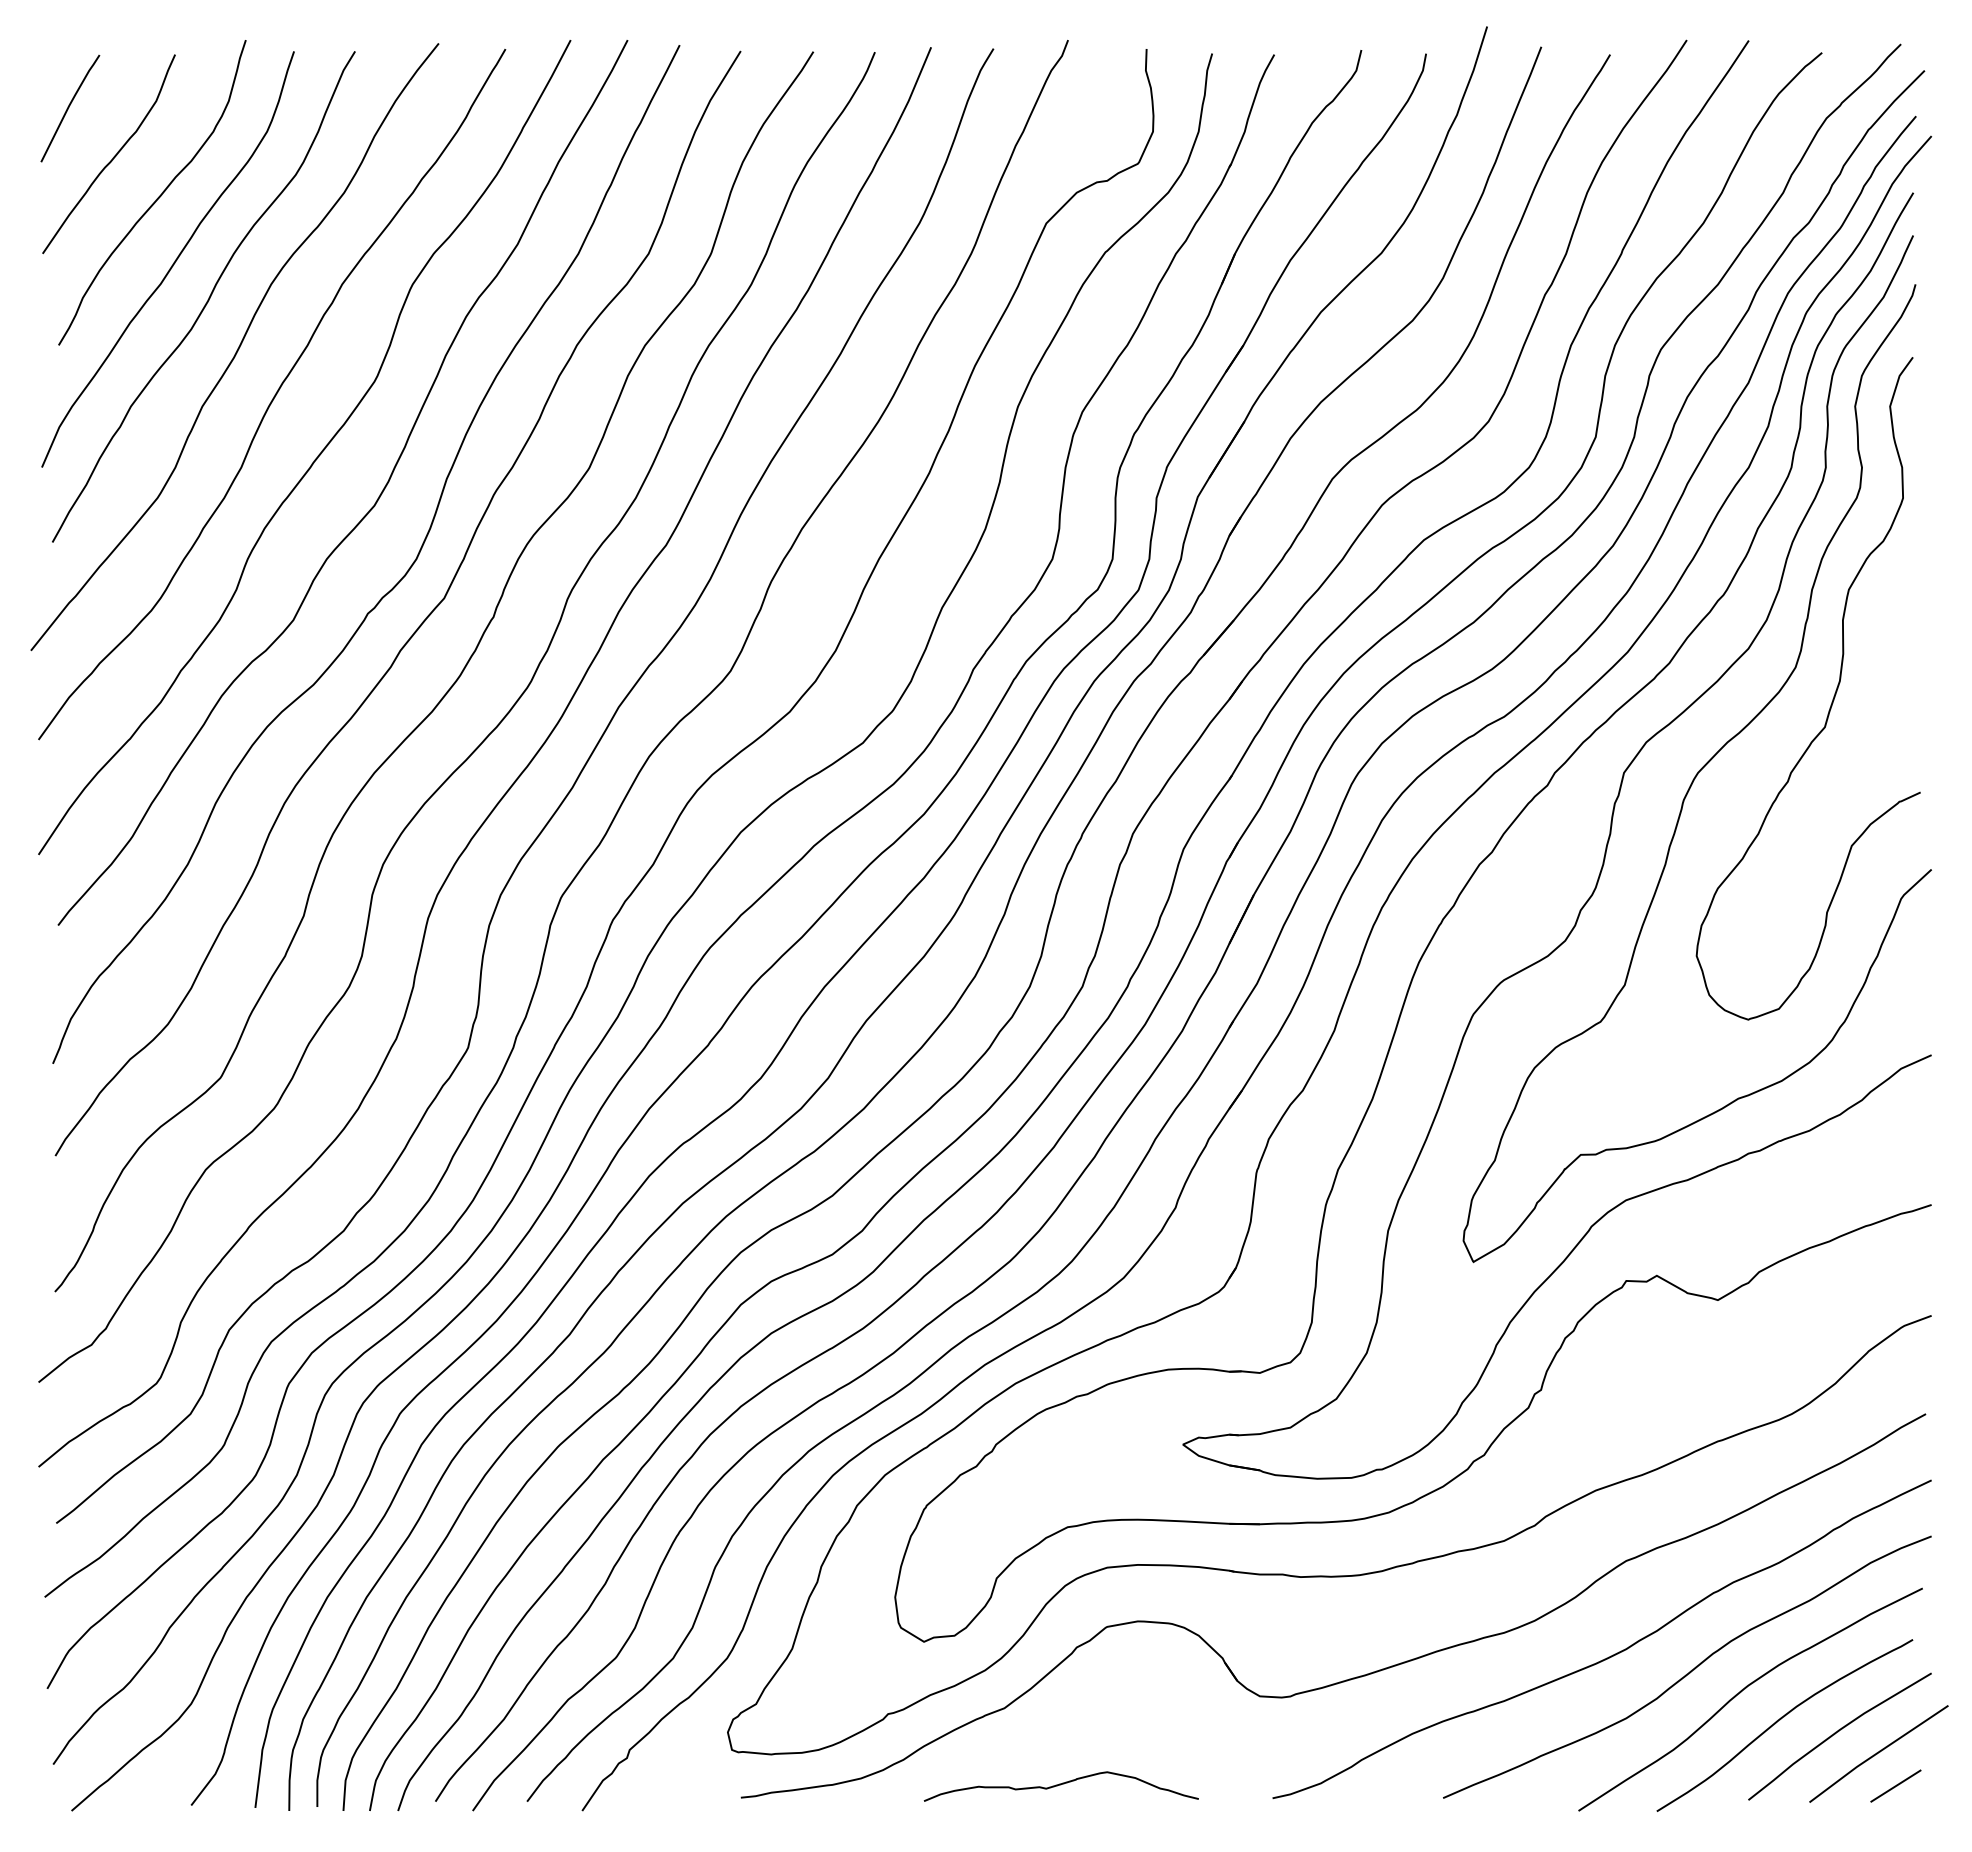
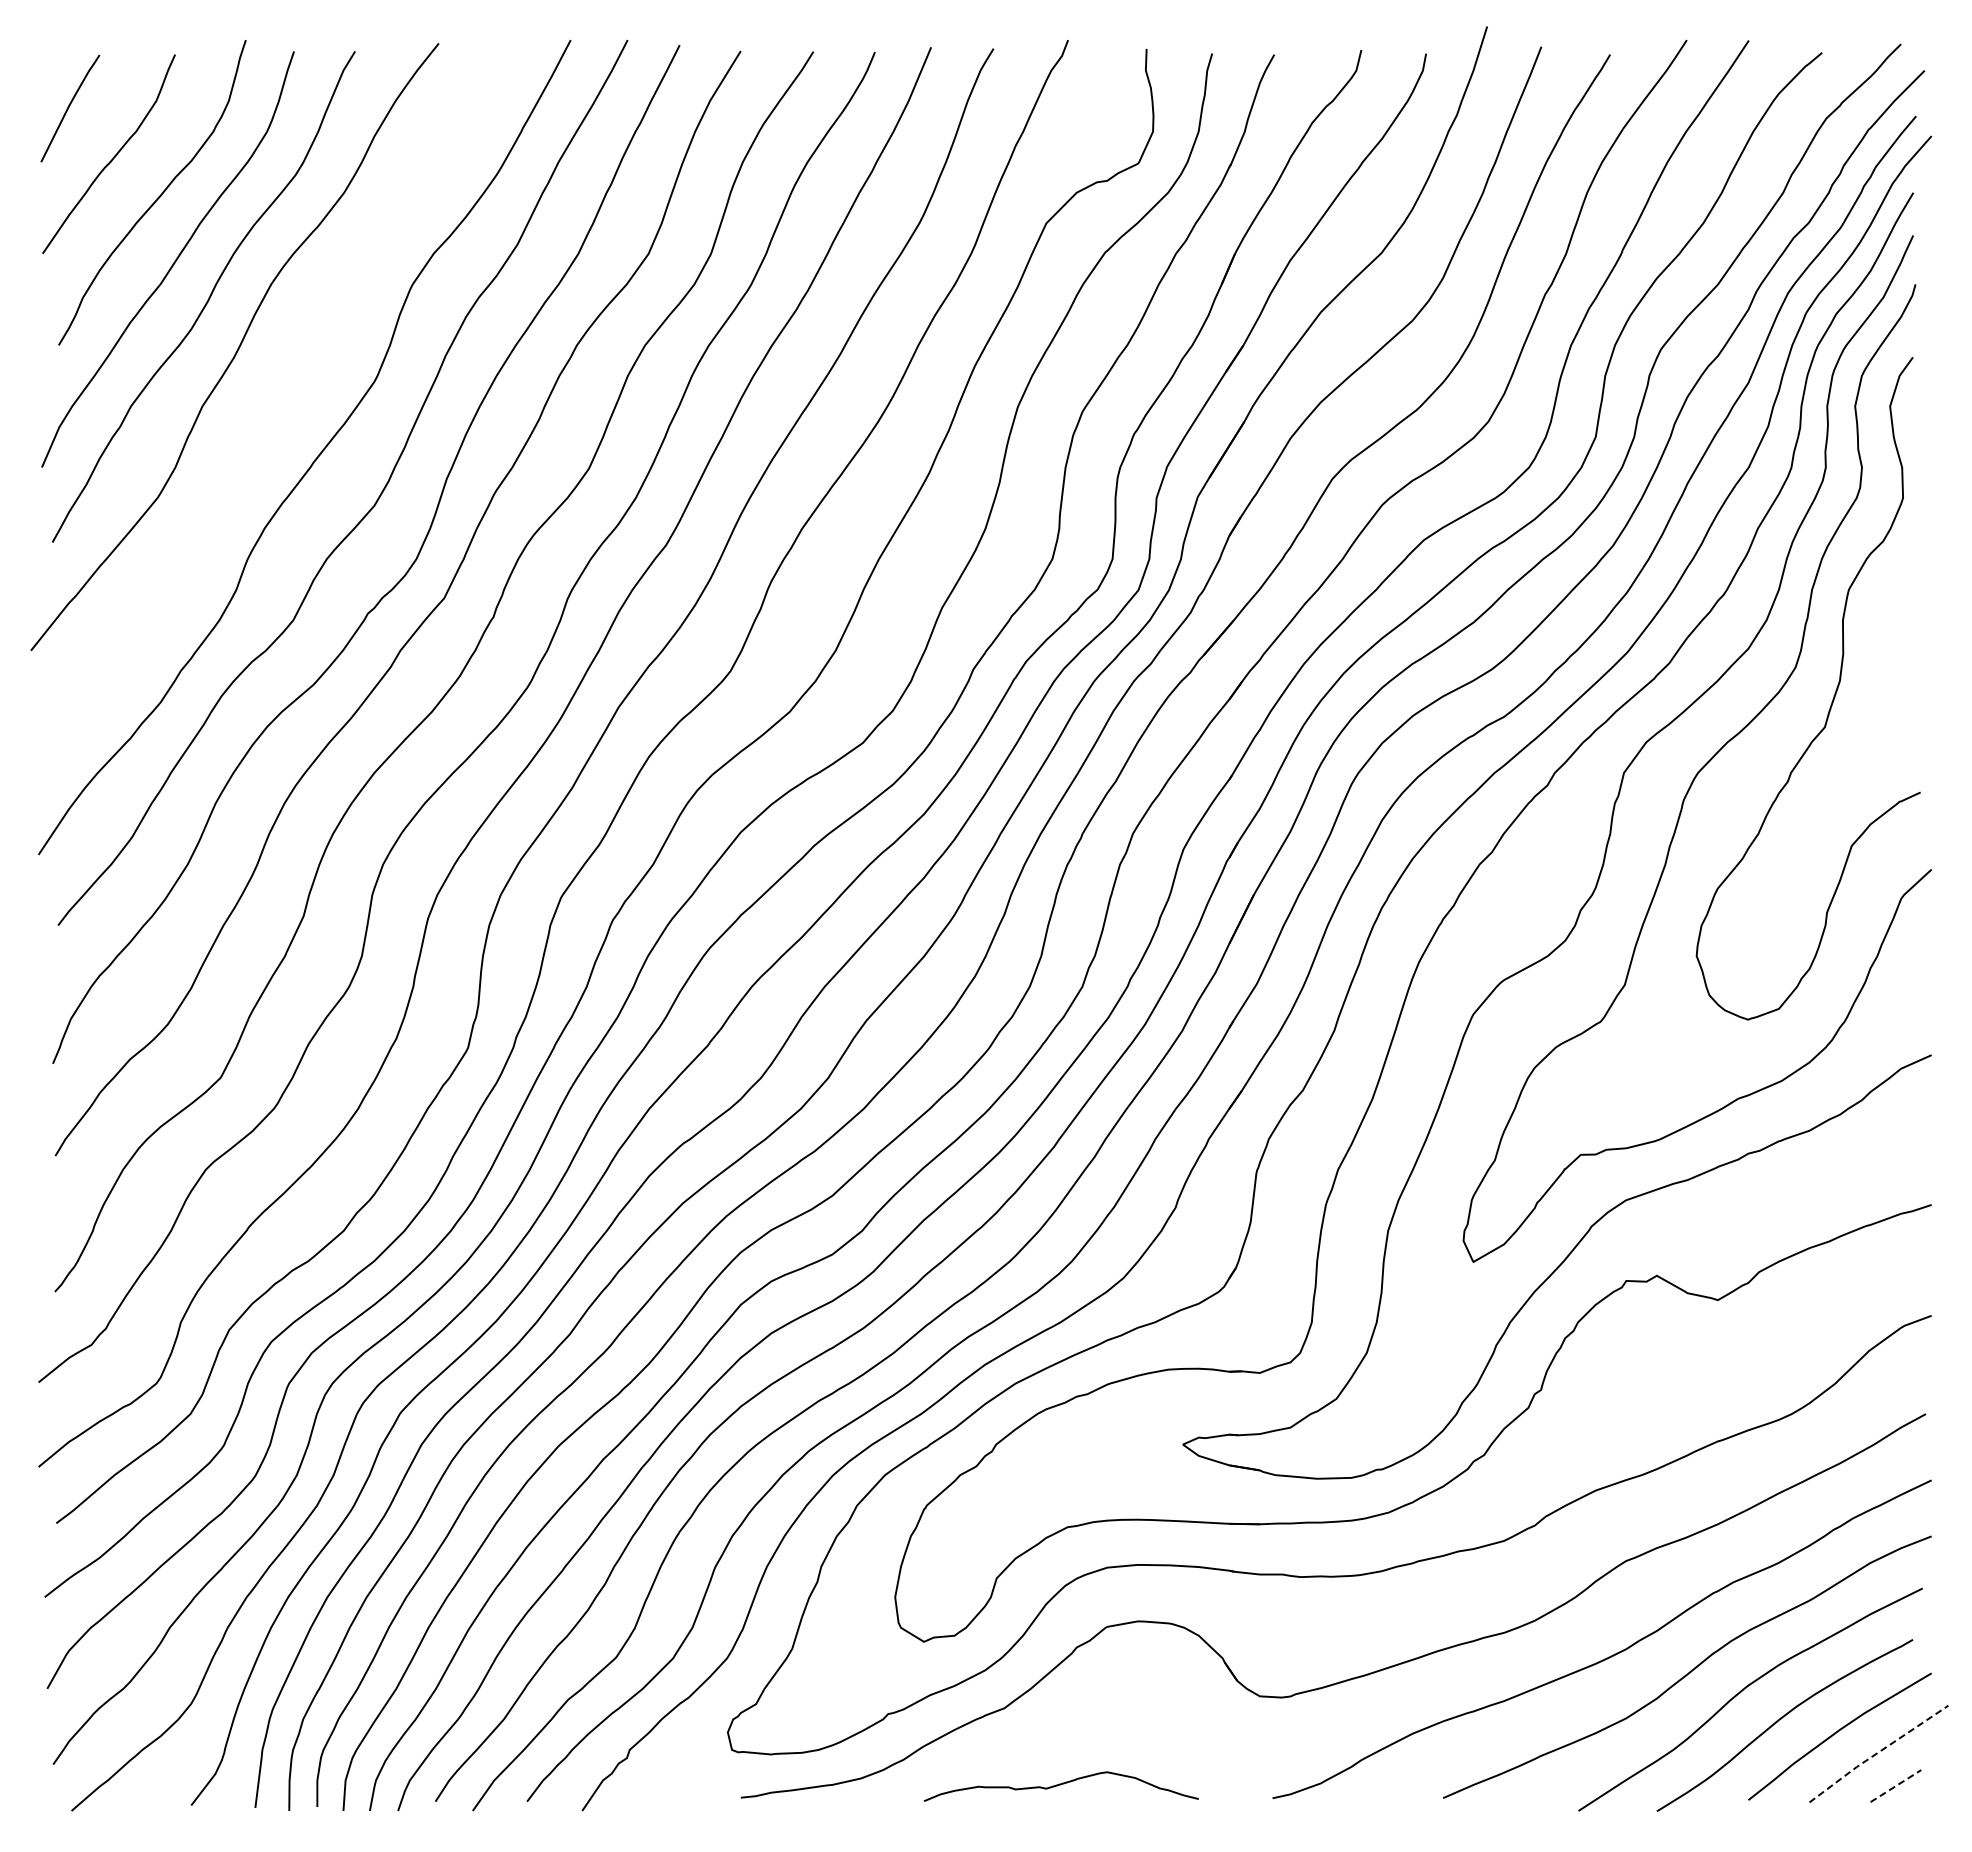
curve: present -> none (274, 394)
line: solid -> dashed (1877, 1753)
line: solid -> dashed (1895, 1786)
